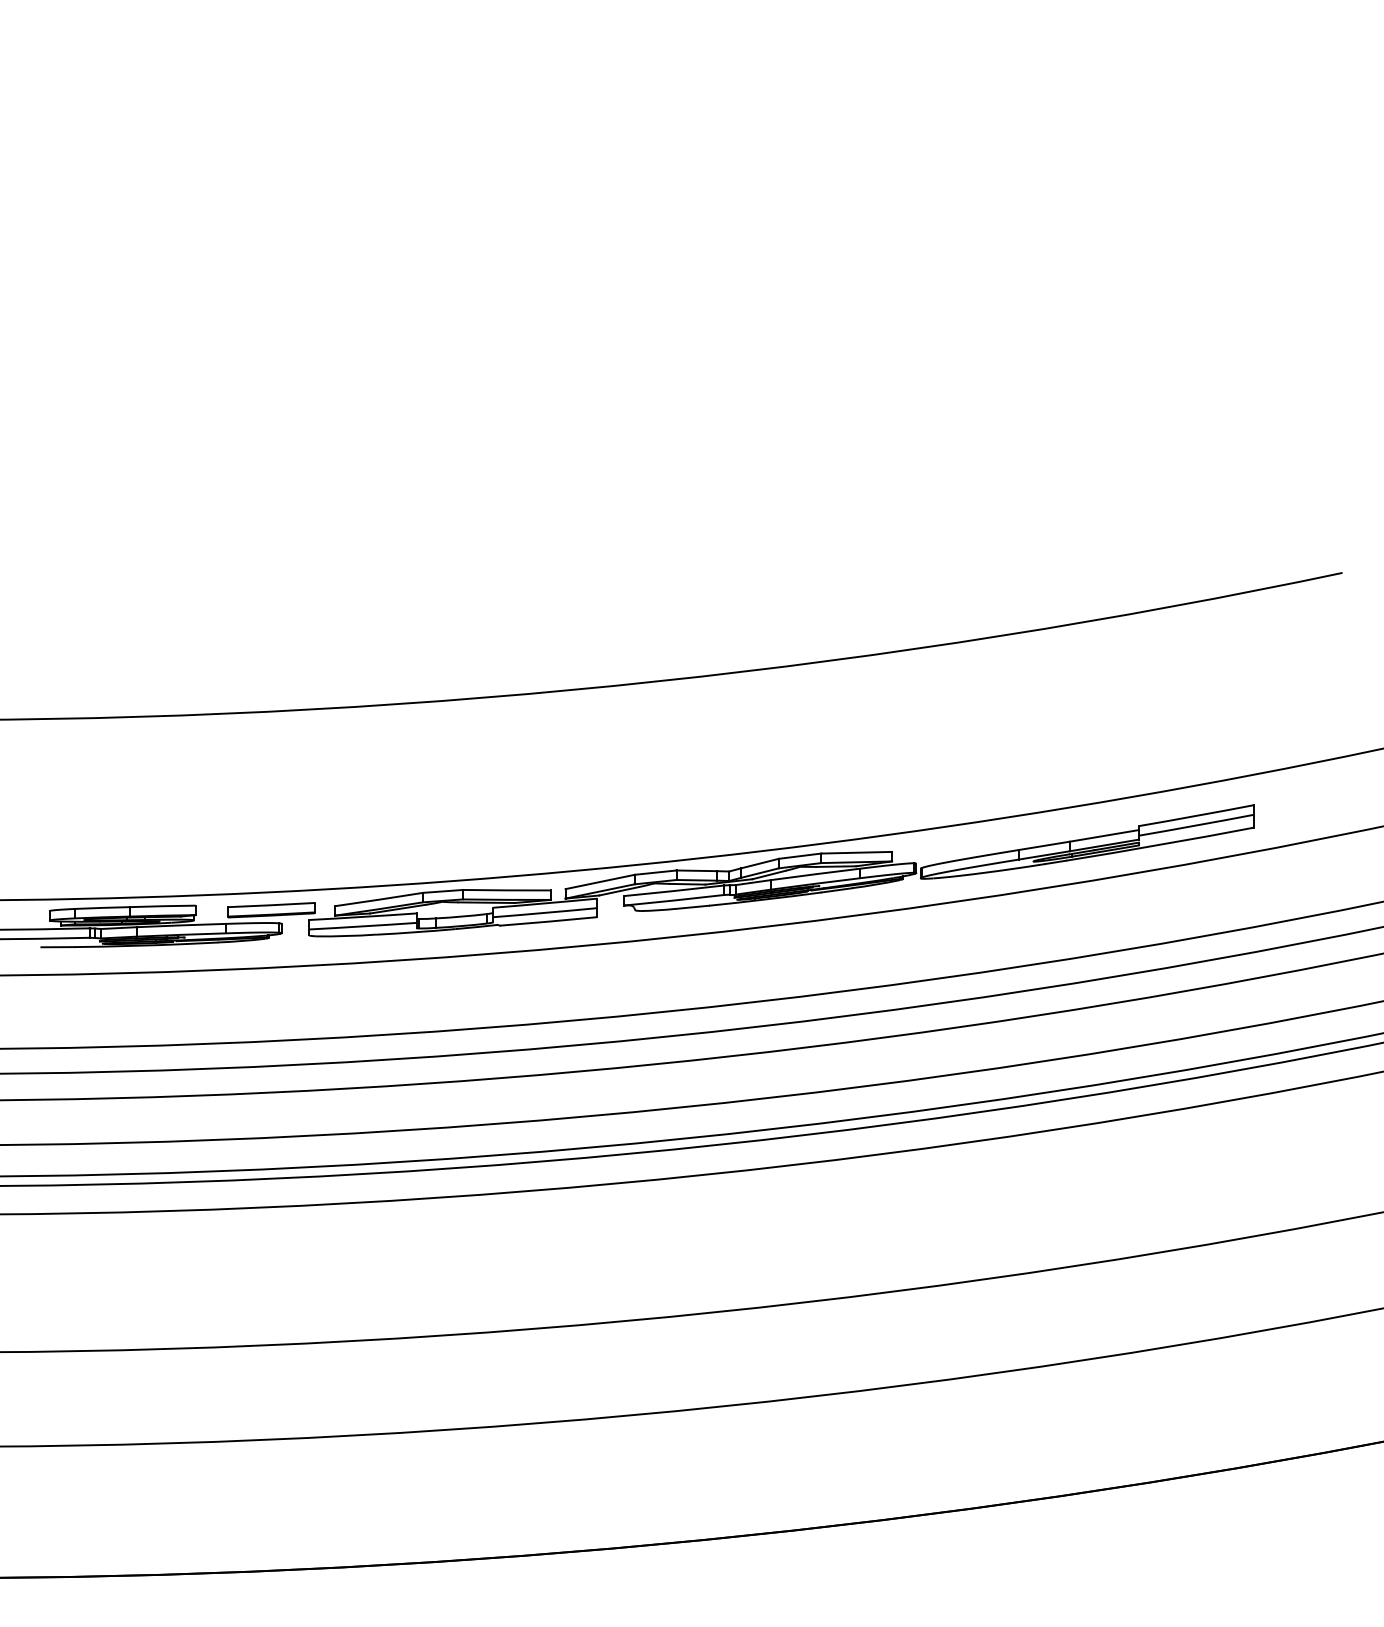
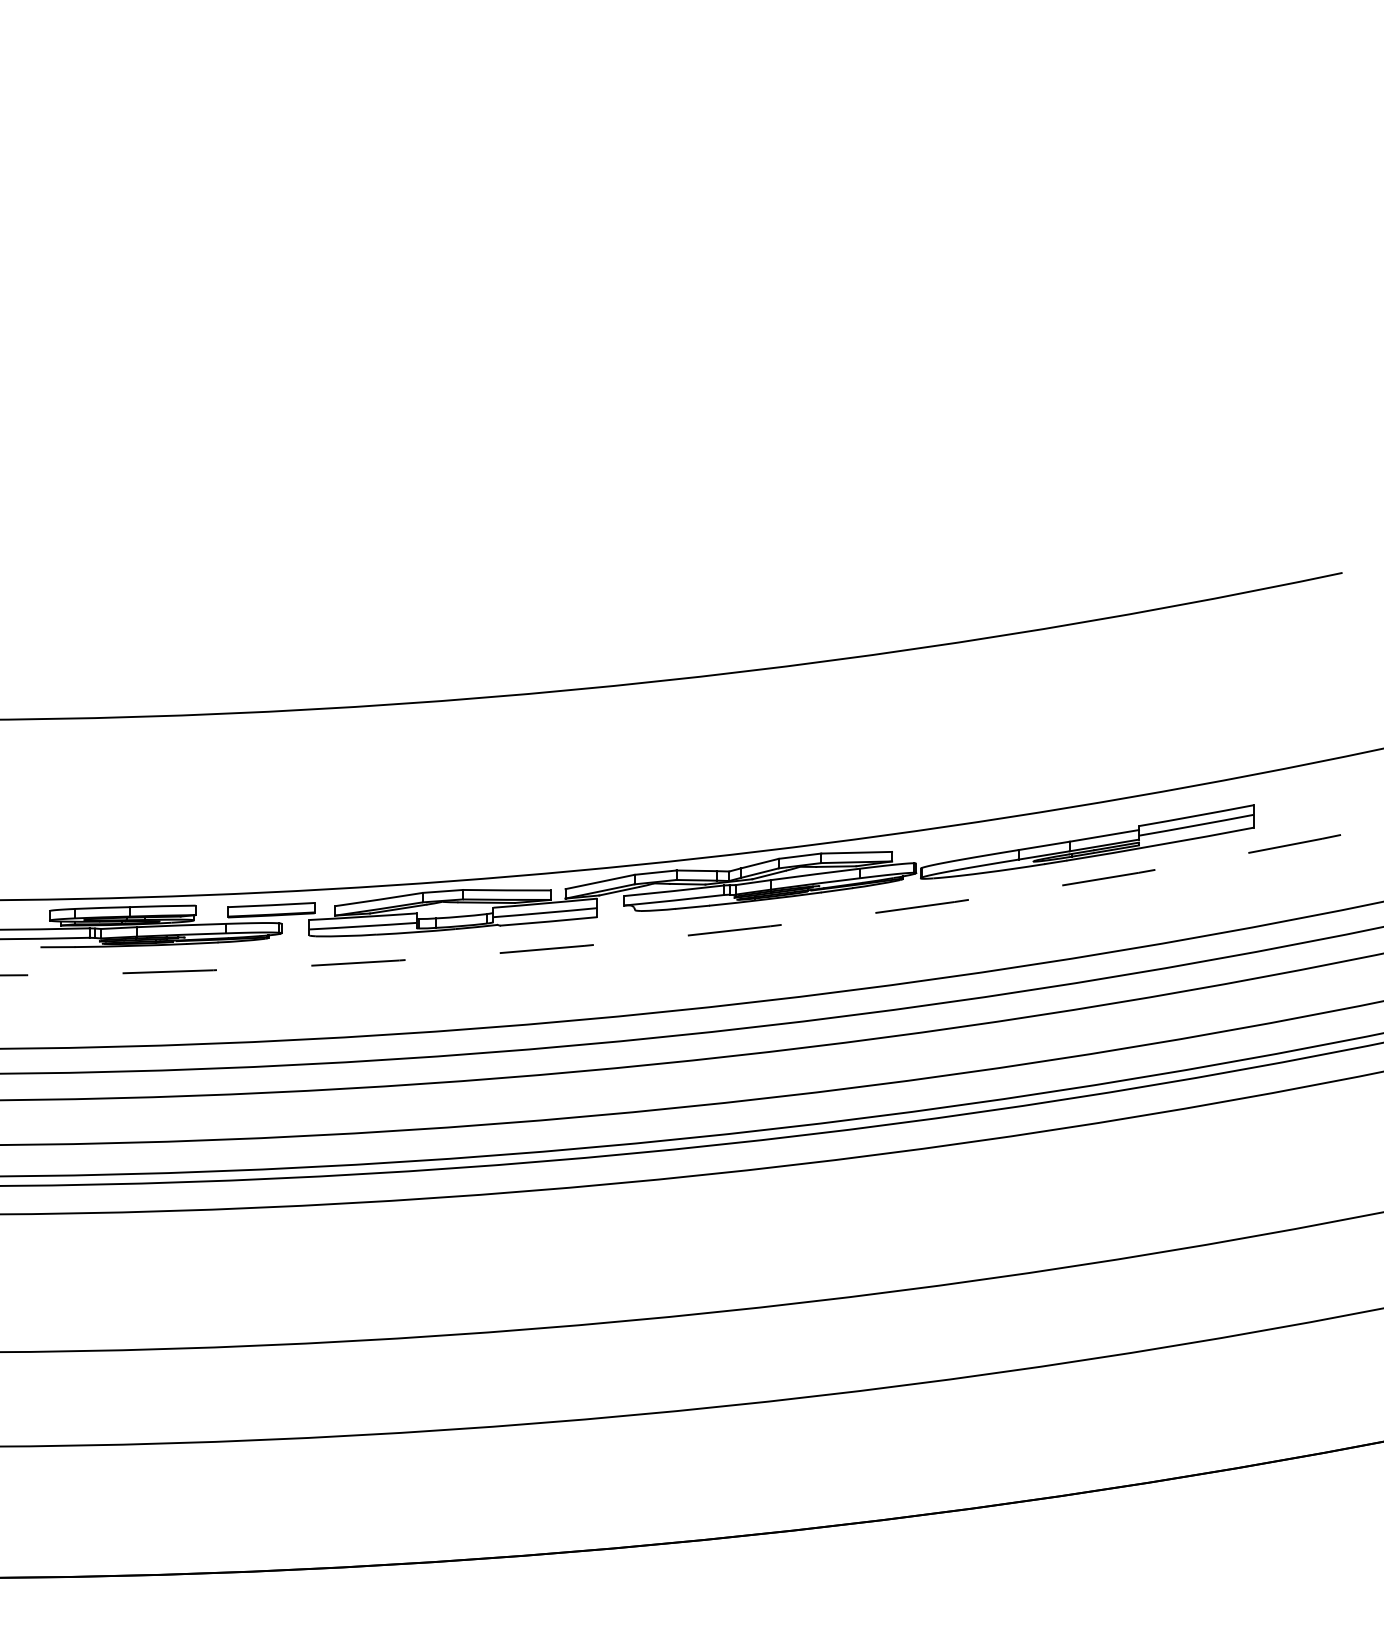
arc: solid -> dashed (695, 934)
